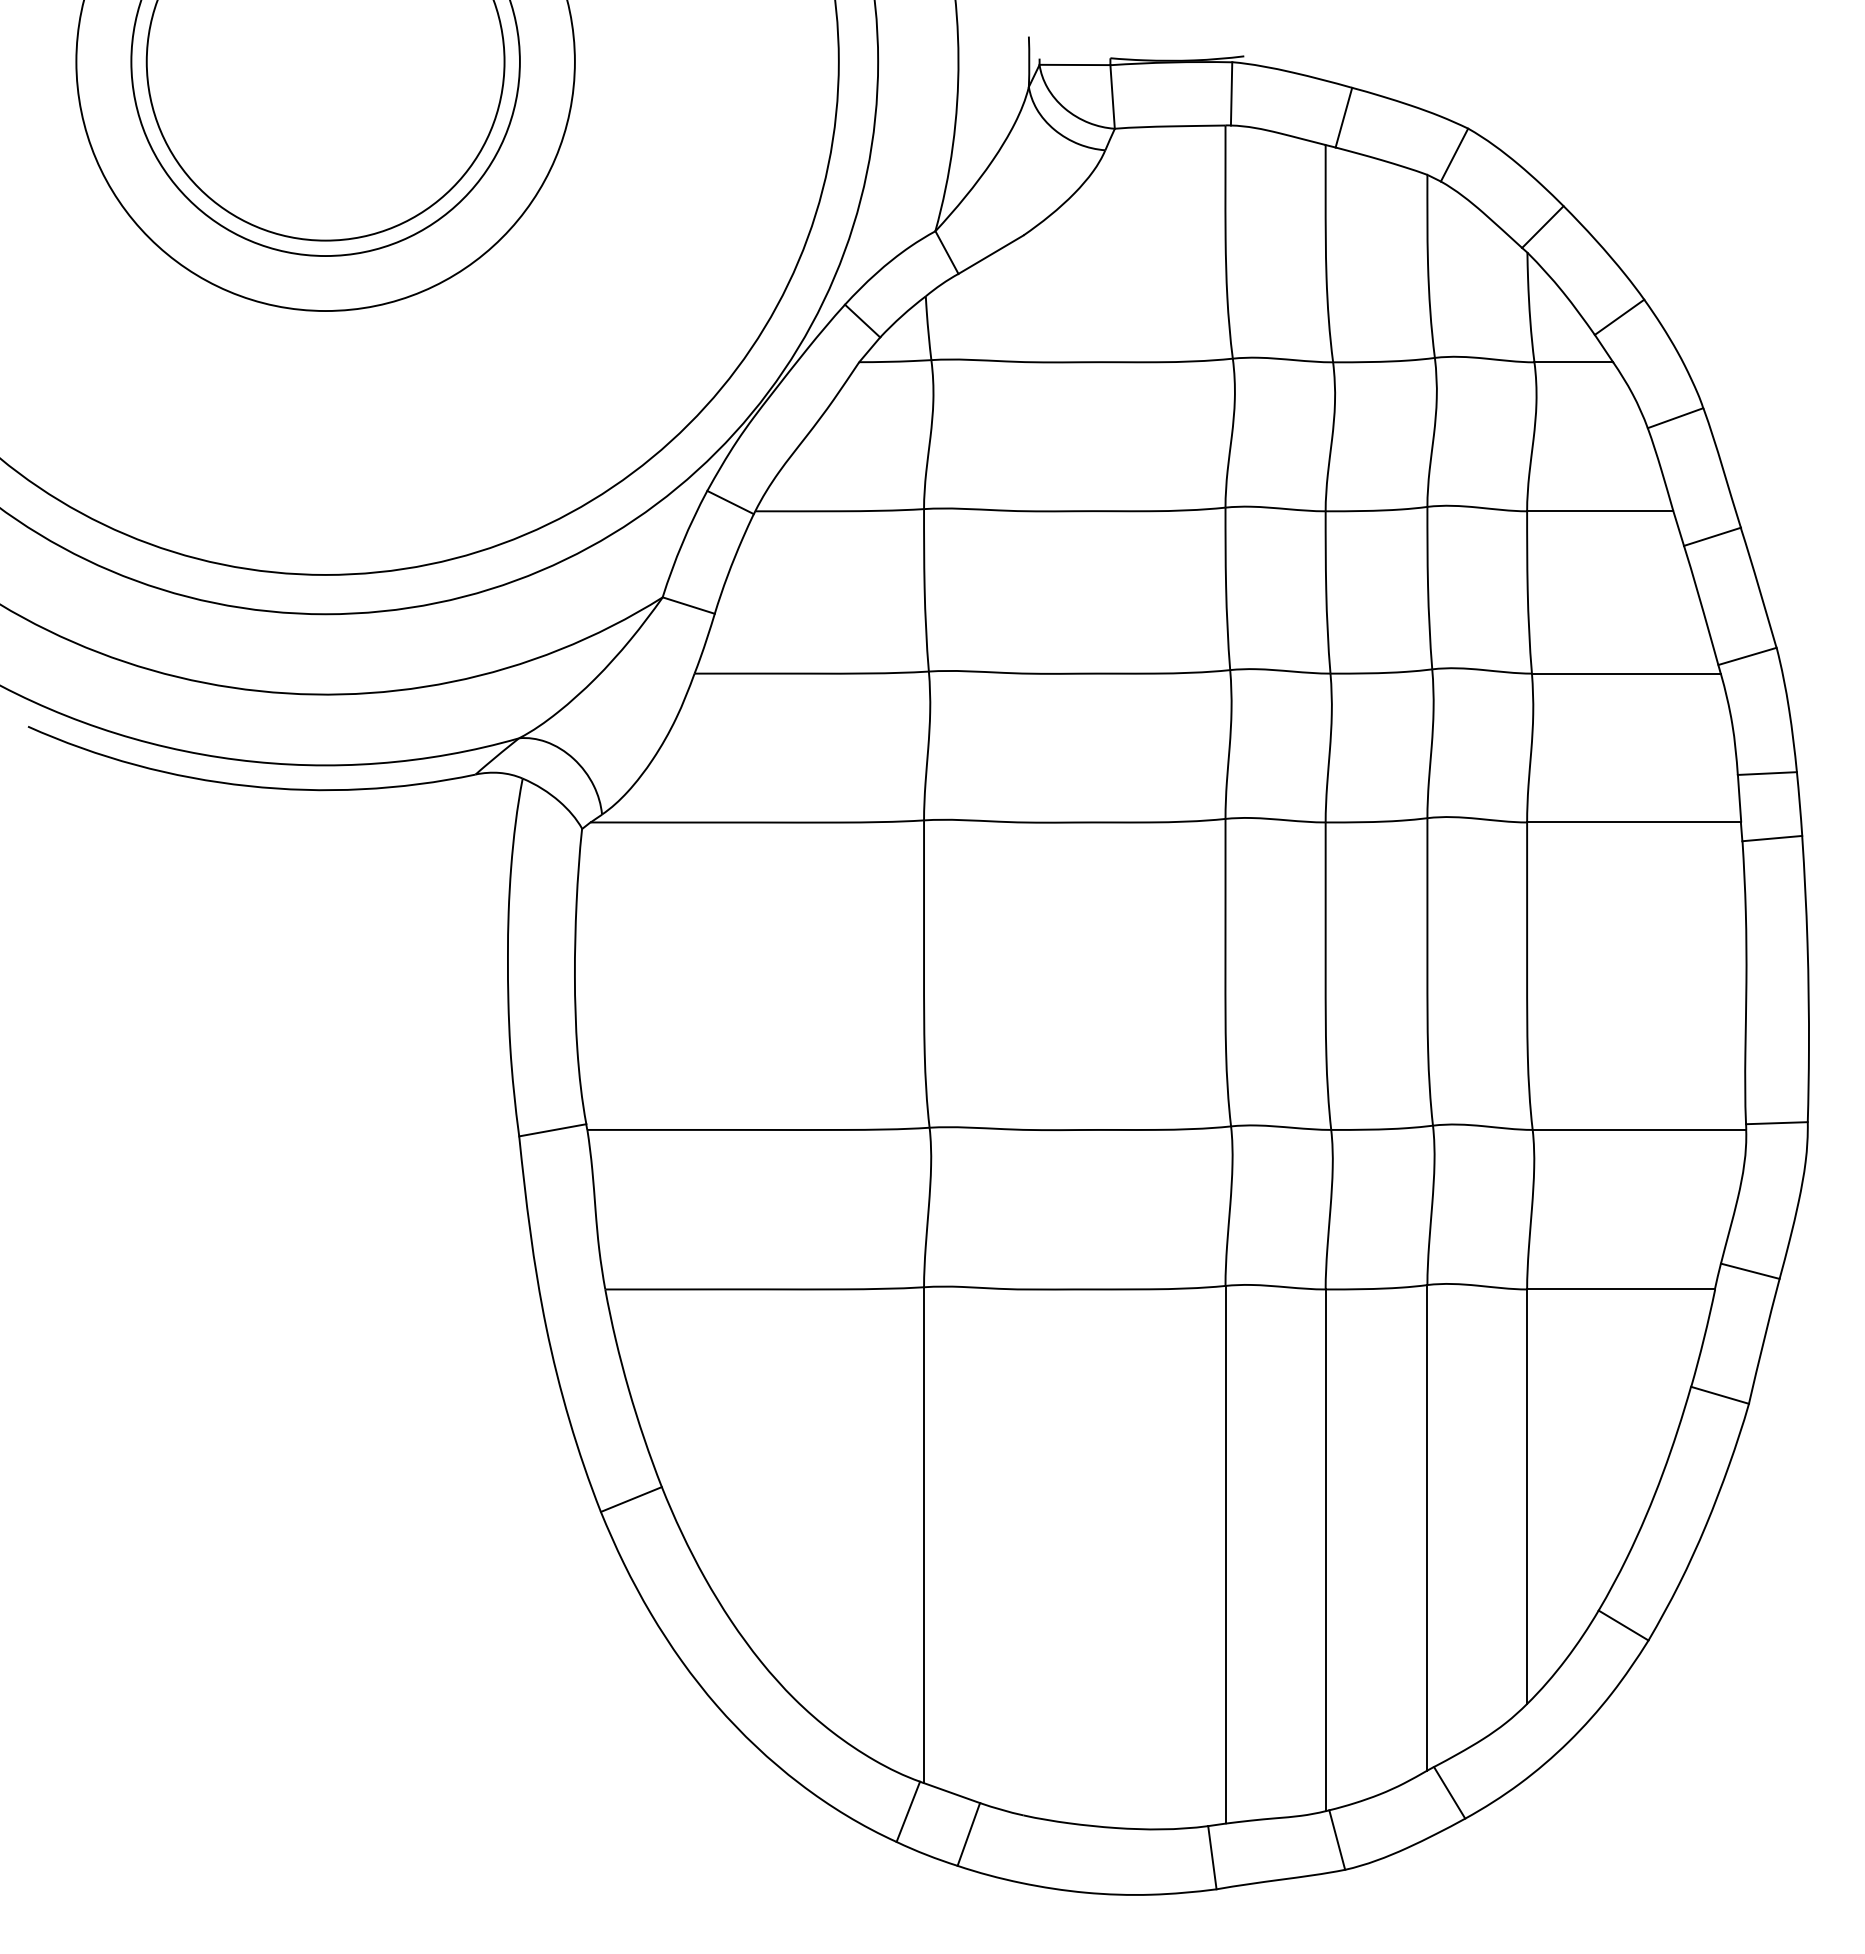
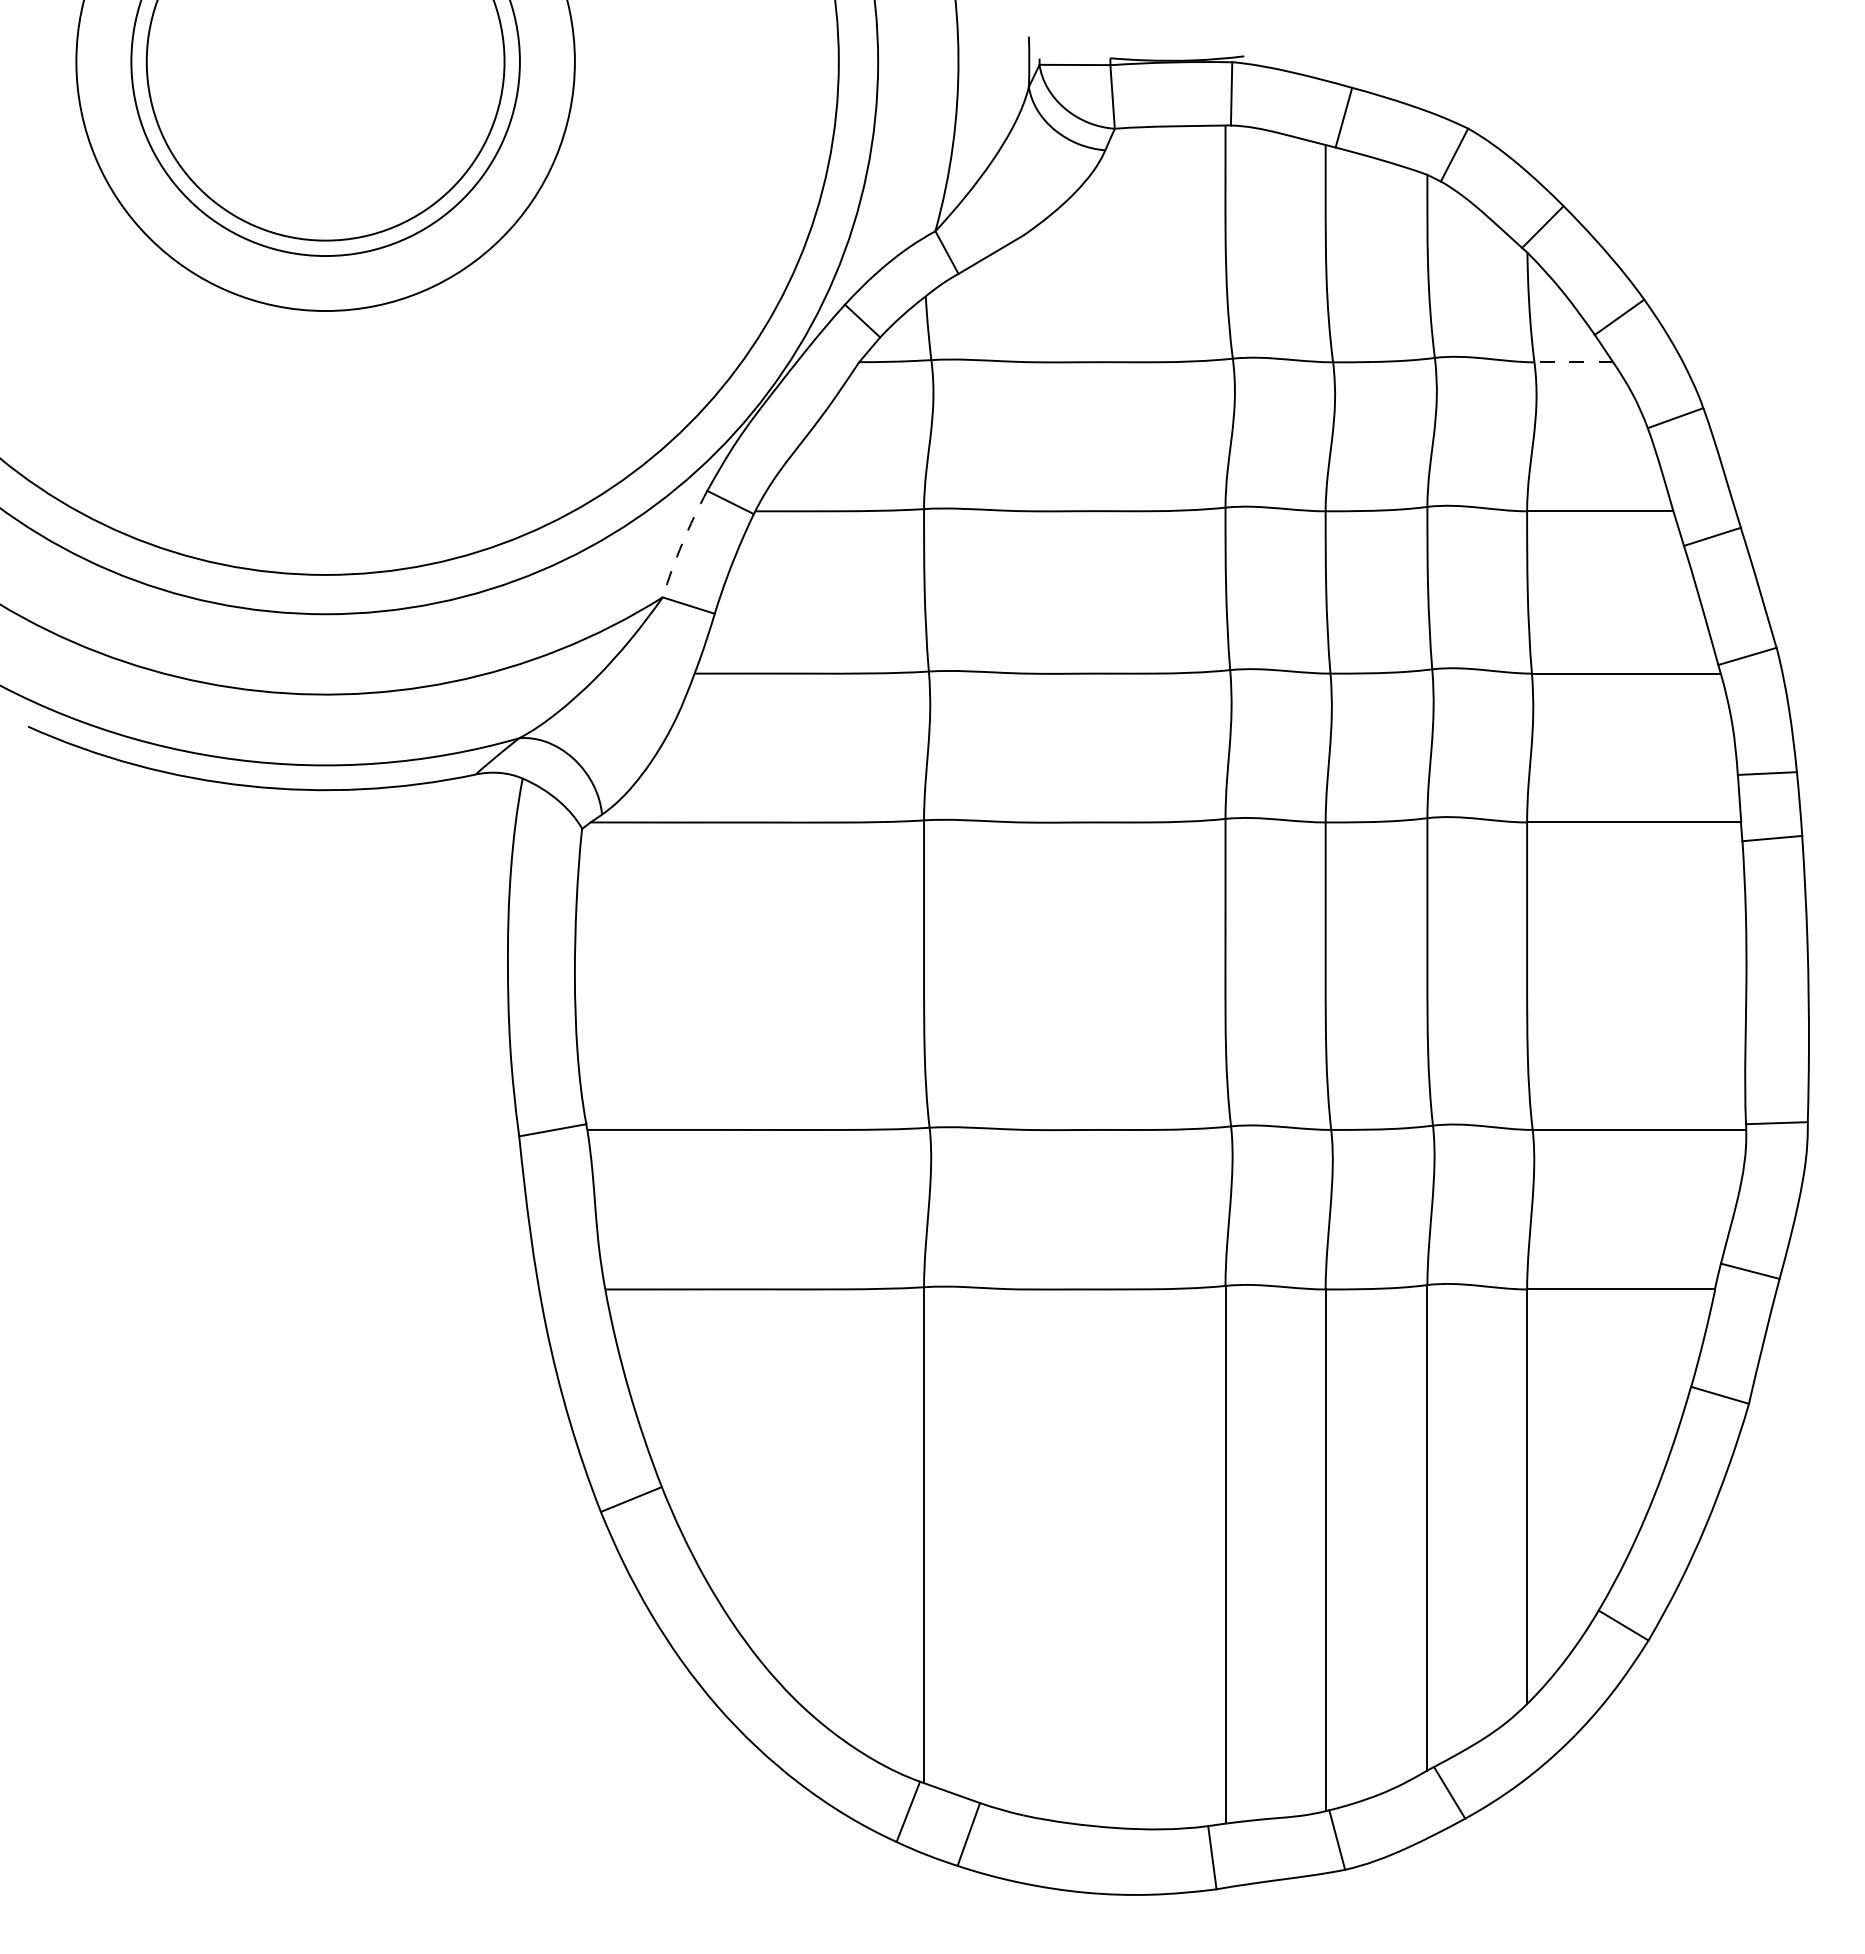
line: solid -> dashed (1573, 362)
arc: solid -> dashed (682, 543)
